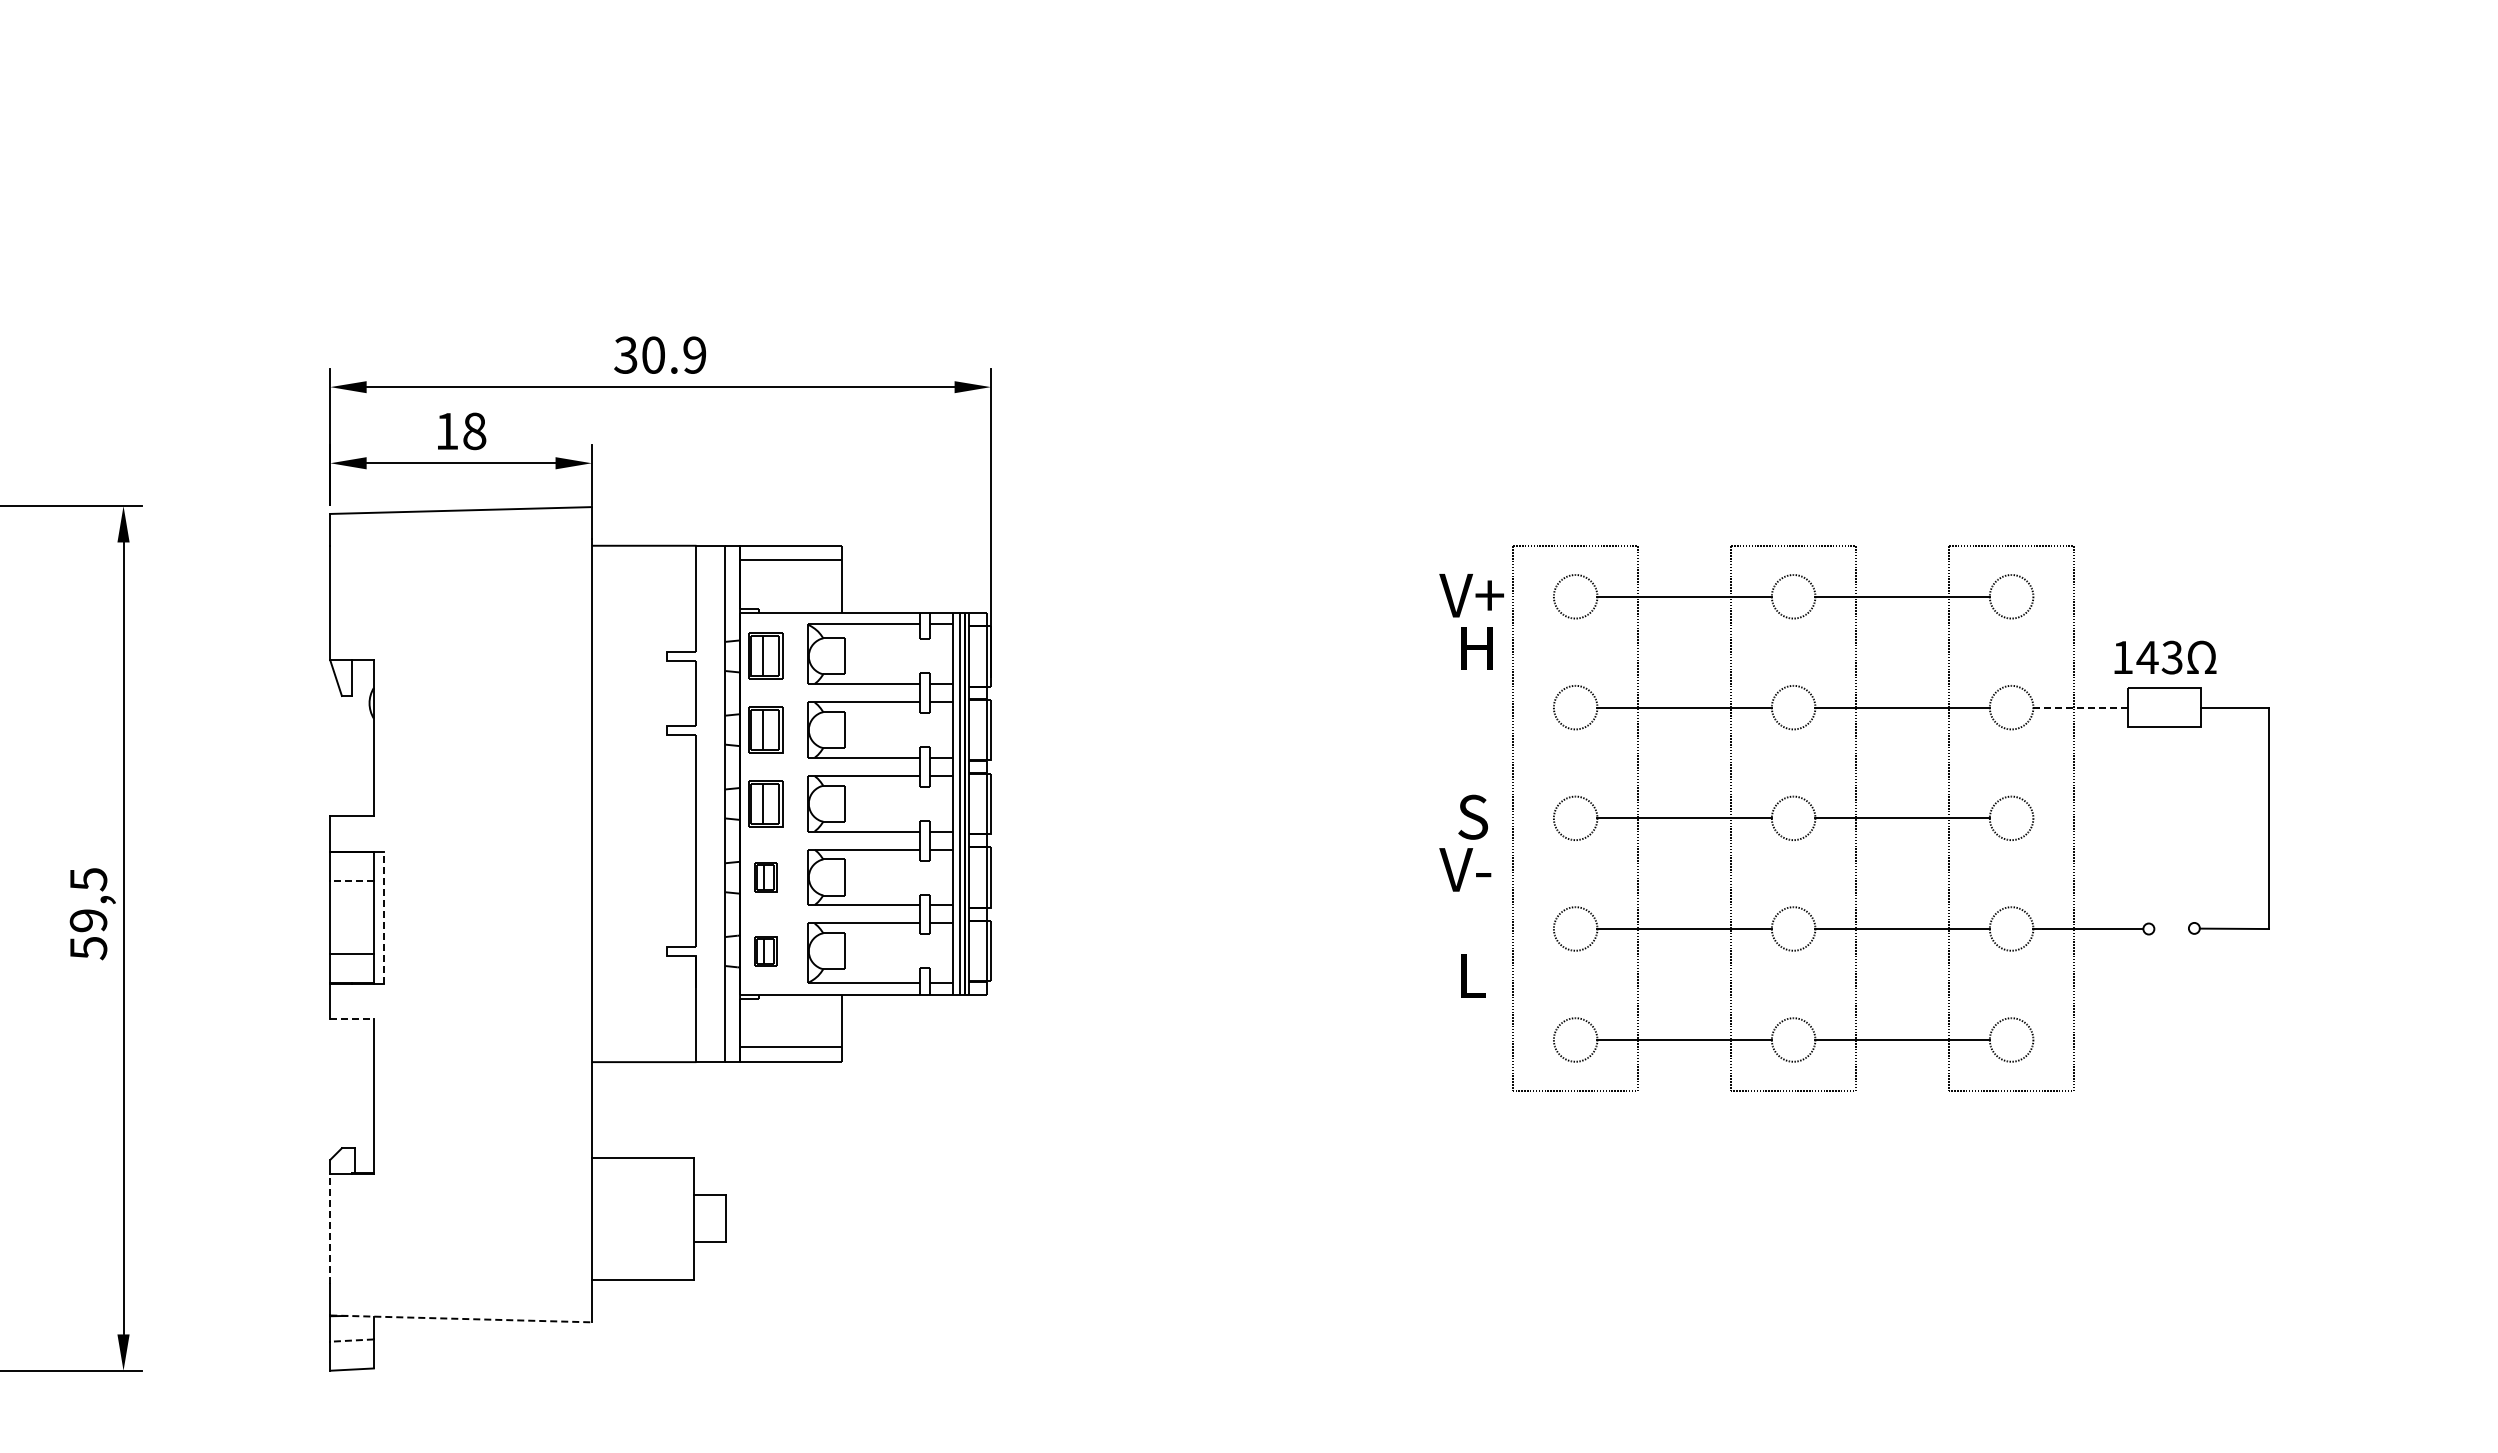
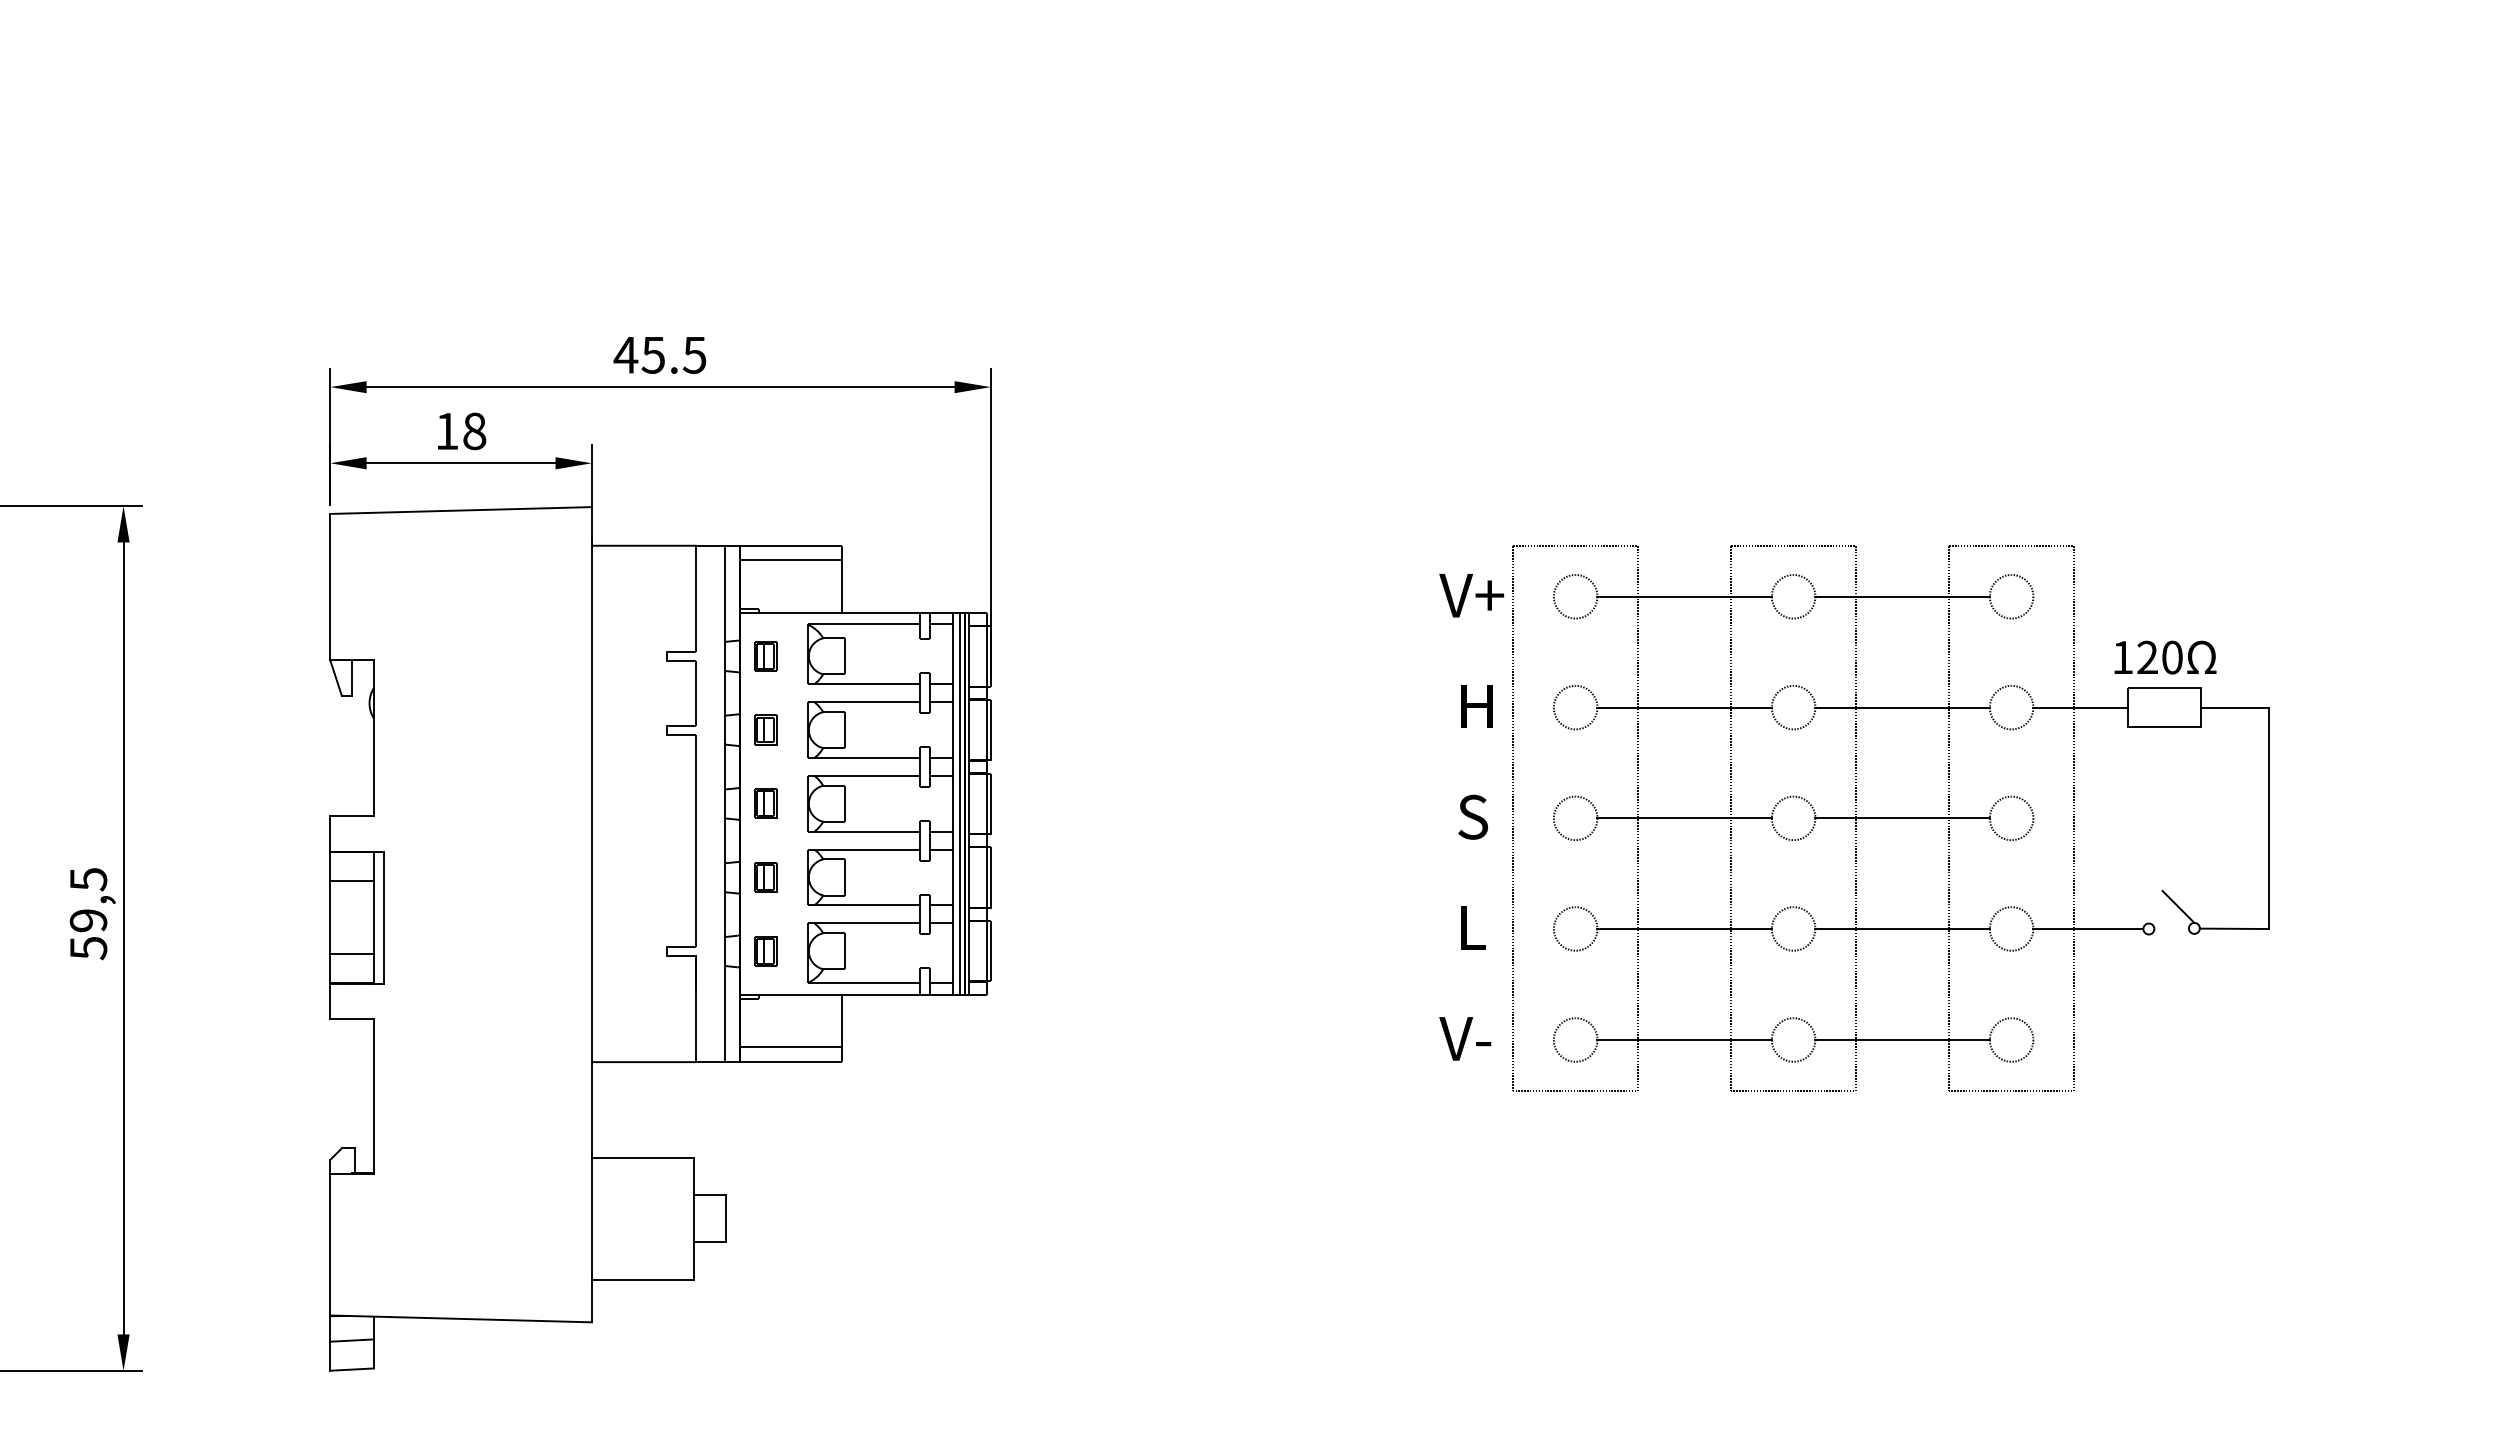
text: 30.9 -> 45.5 (659, 354)
text position: (1476, 648) -> (1476, 706) (1476, 706)
part size: 36x48 px -> 24x31 px (765, 656)
text: 143 -> 120 (2159, 657)
line: dashed -> solid (2081, 707)
part size: 36x48 px -> 24x32 px (765, 729)
part size: 36x48 px -> 24x31 px (765, 803)
text position: (1465, 869) -> (1465, 1038) (1465, 1038)
line: dashed -> solid (352, 881)
line: none -> present (2178, 906)
line: dashed -> solid (384, 917)
text position: (1473, 975) -> (1473, 927) (1473, 927)
line: dashed -> solid (352, 1019)
line: dashed -> solid (330, 1228)
line: dashed -> solid (461, 1318)
line: dashed -> solid (352, 1340)
